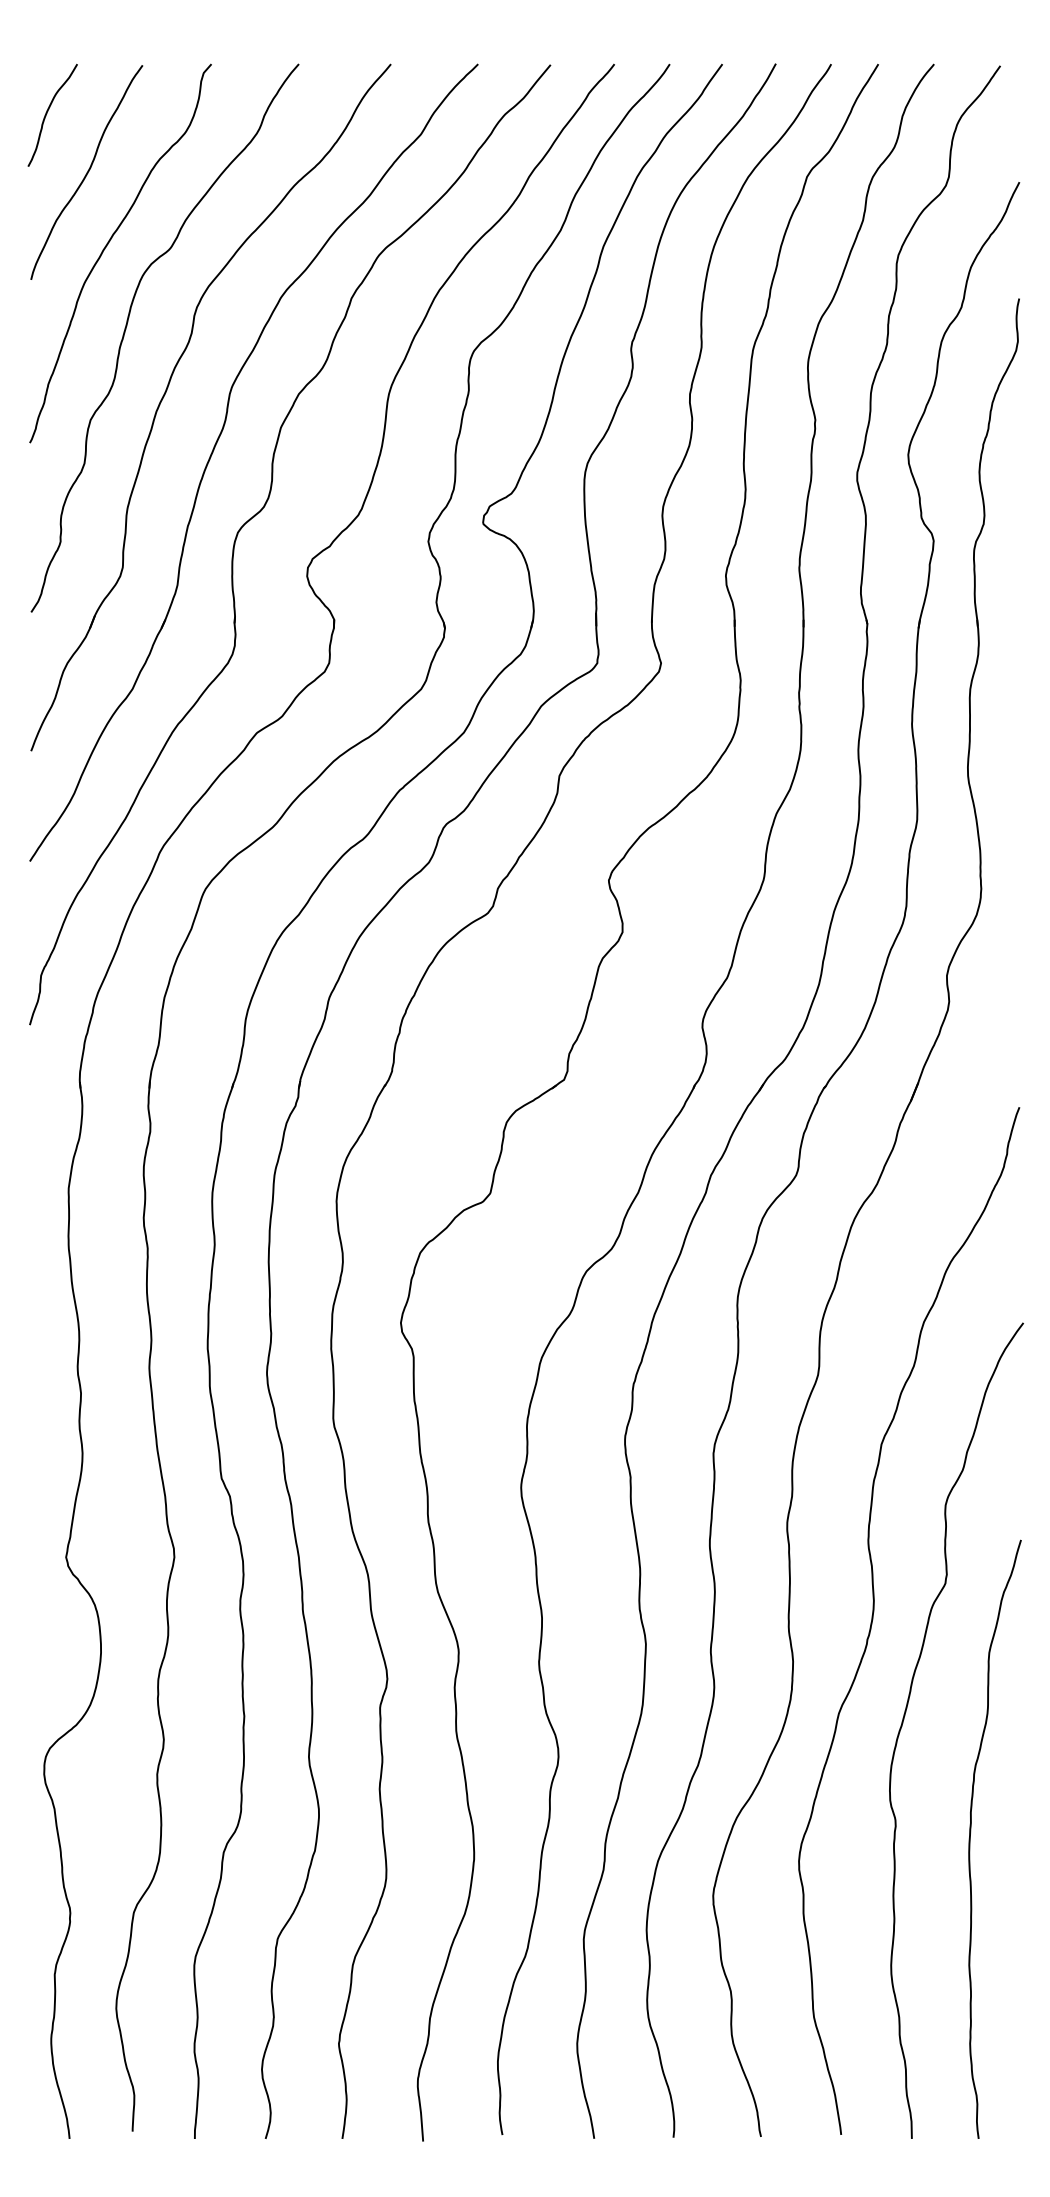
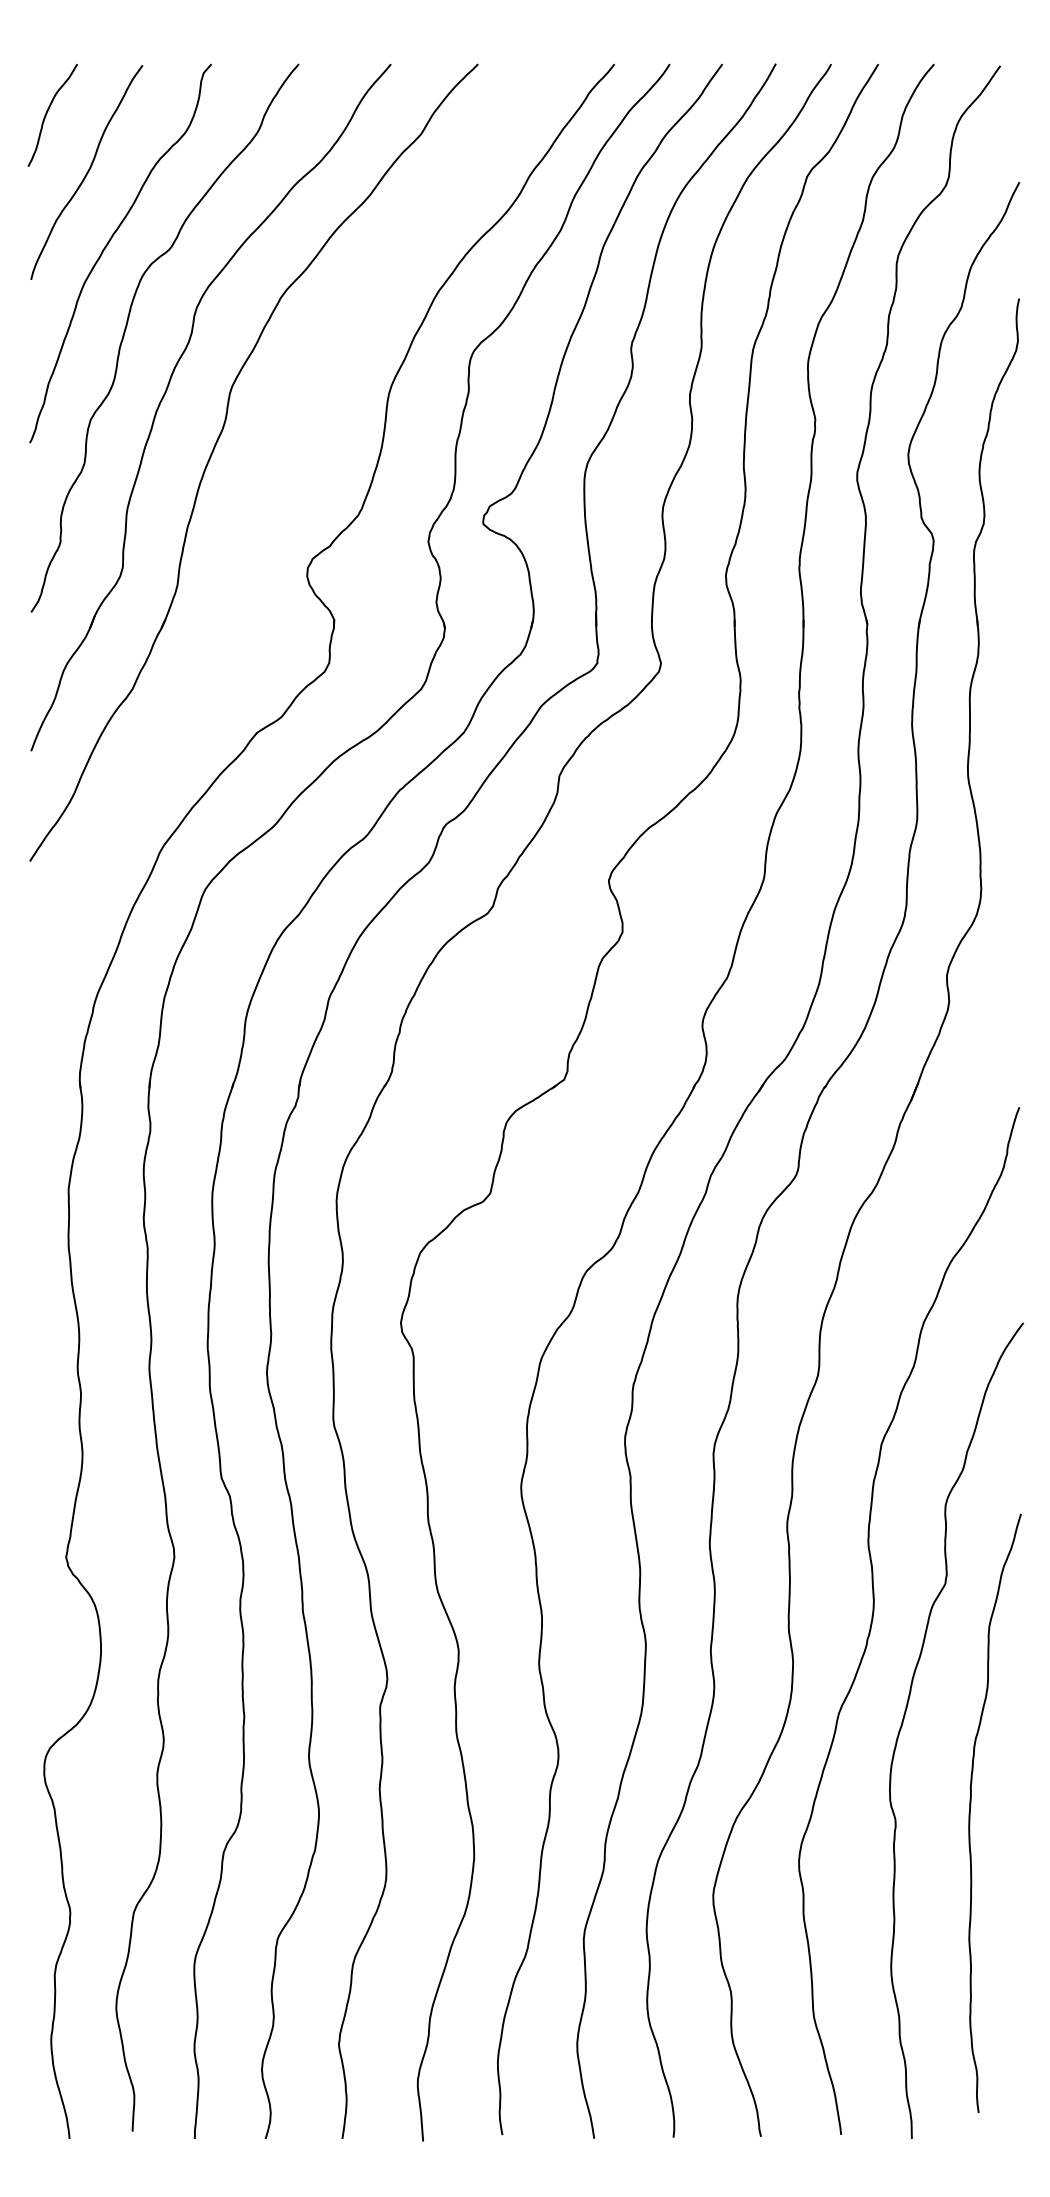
part: present -> none (259, 513)
curve position: (971, 1832) -> (971, 1806) (971, 1806)
